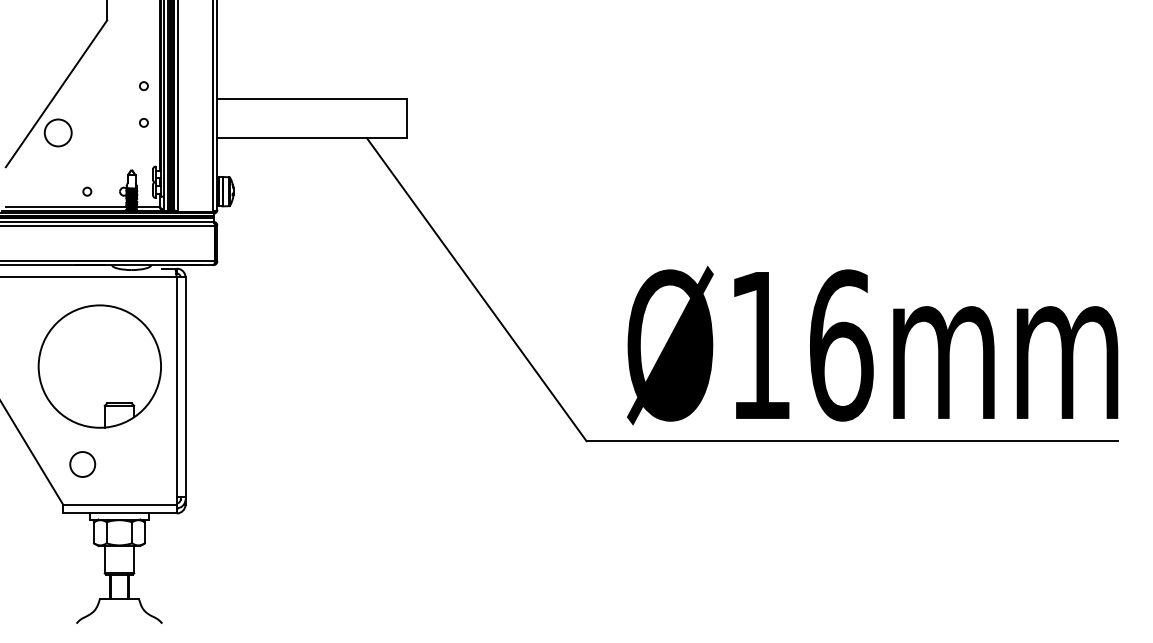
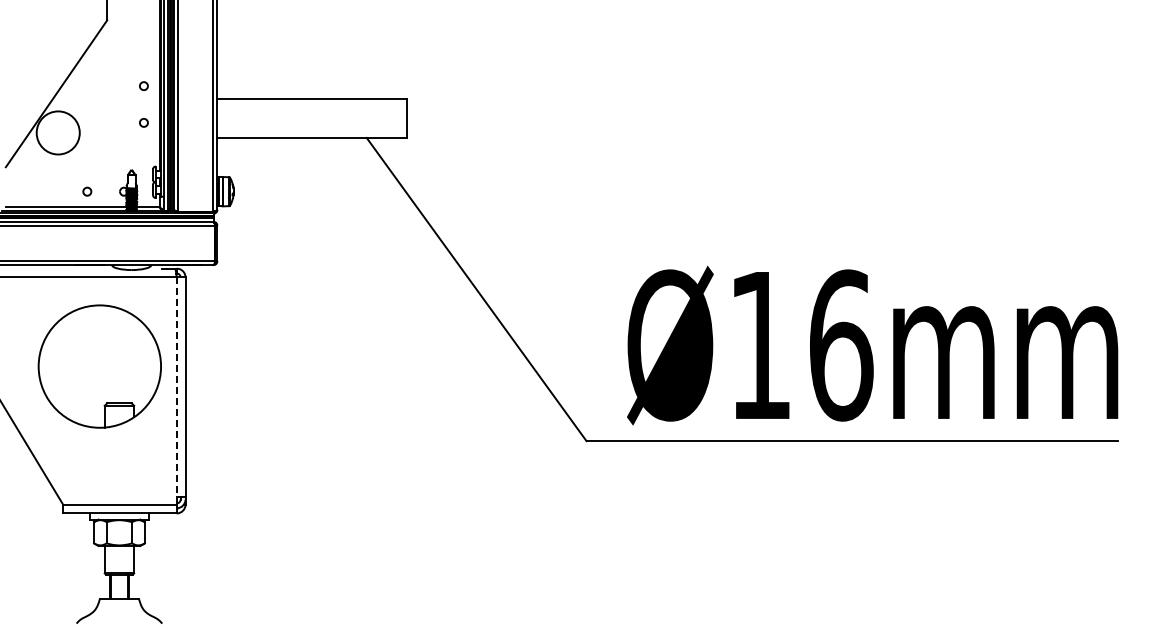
circle diameter: 27 px -> 43 px (57, 132)
line: solid -> dashed (176, 387)
circle: present -> none (82, 464)
